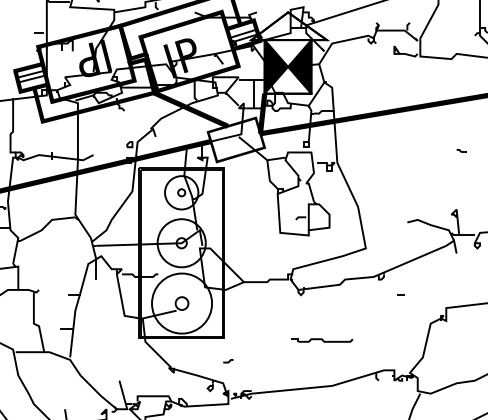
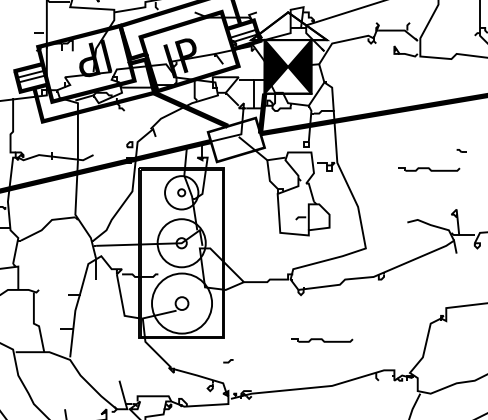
part: none -> present (429, 169)
line: present -> none (400, 294)
